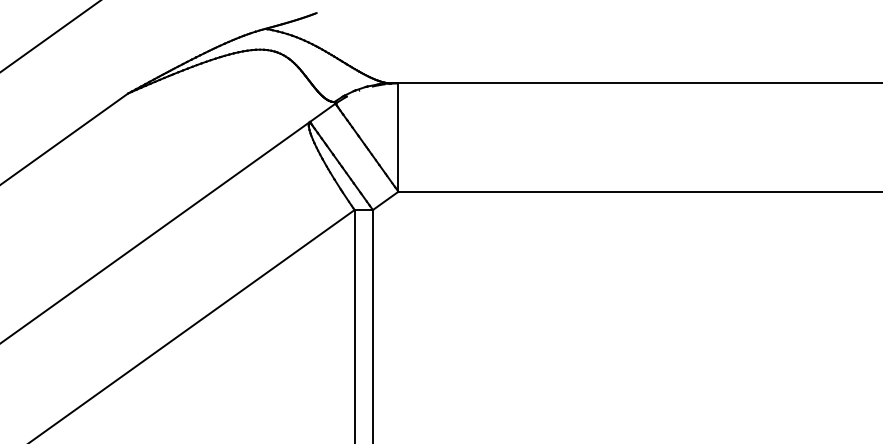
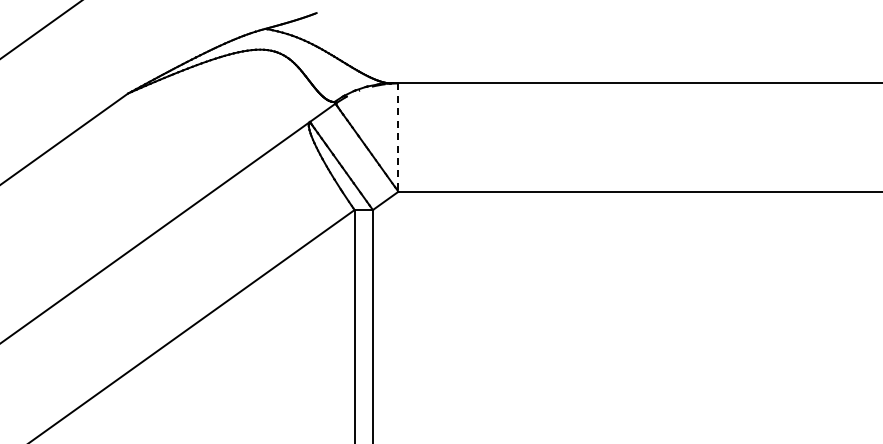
line position: (50, 36) -> (41, 29) (41, 29)
line: solid -> dashed (398, 138)
